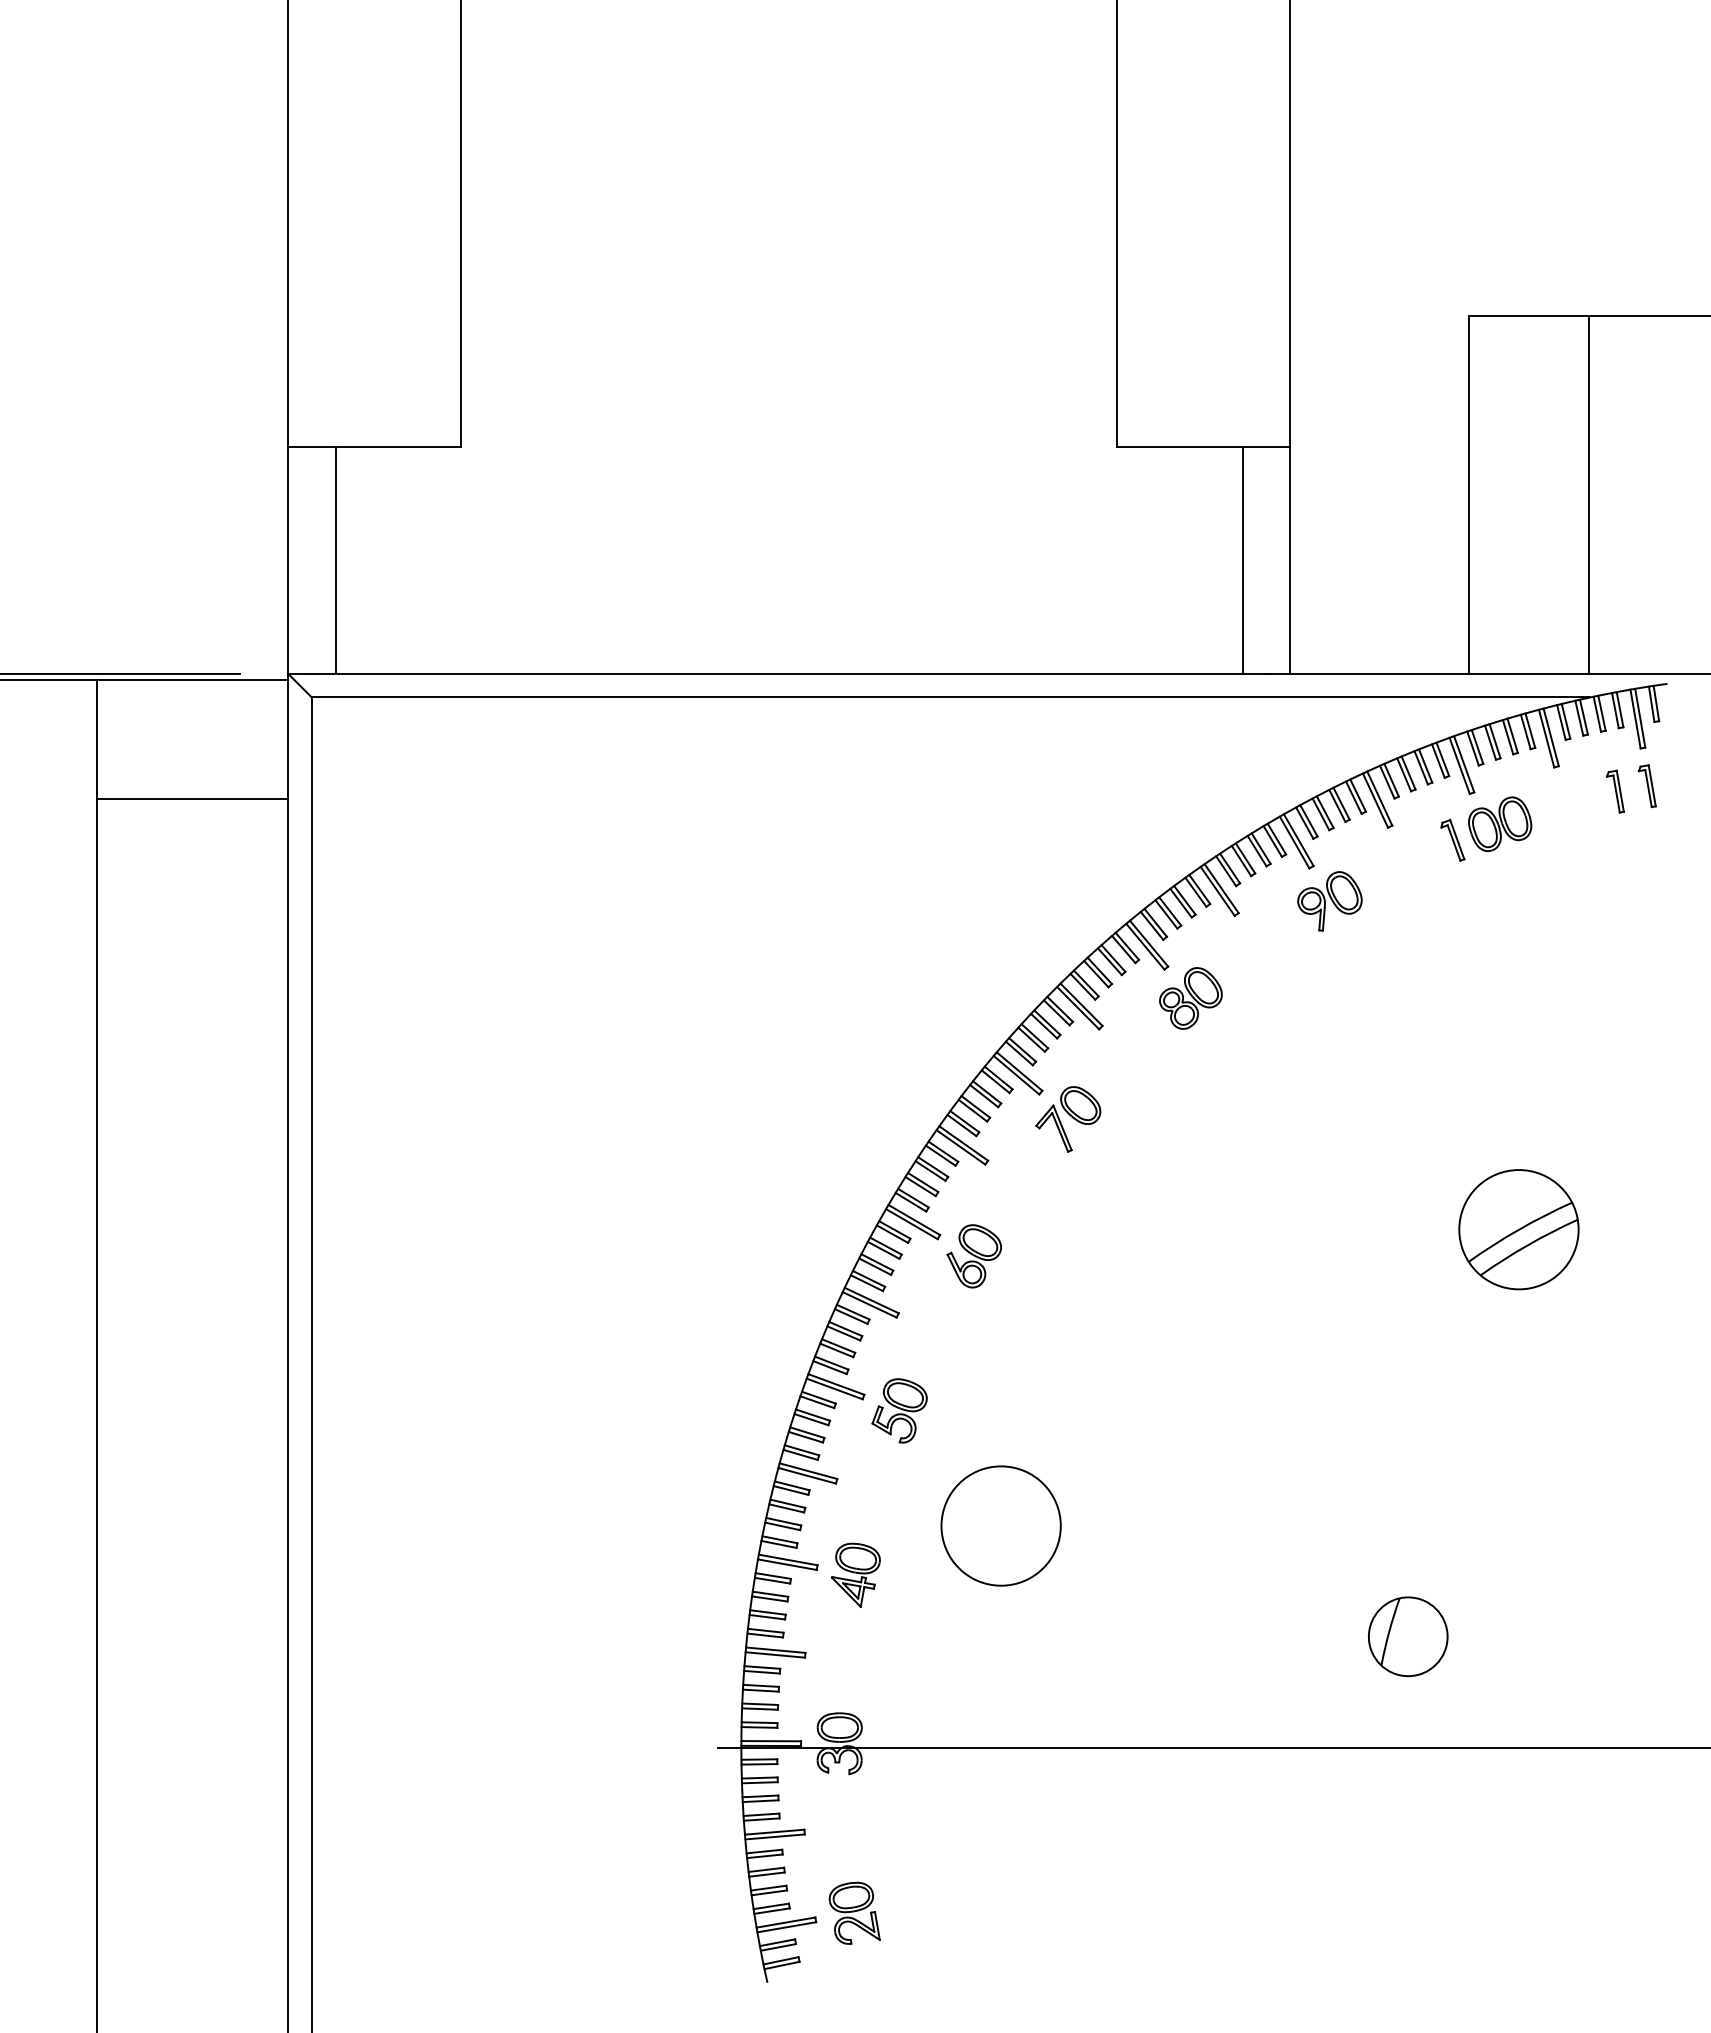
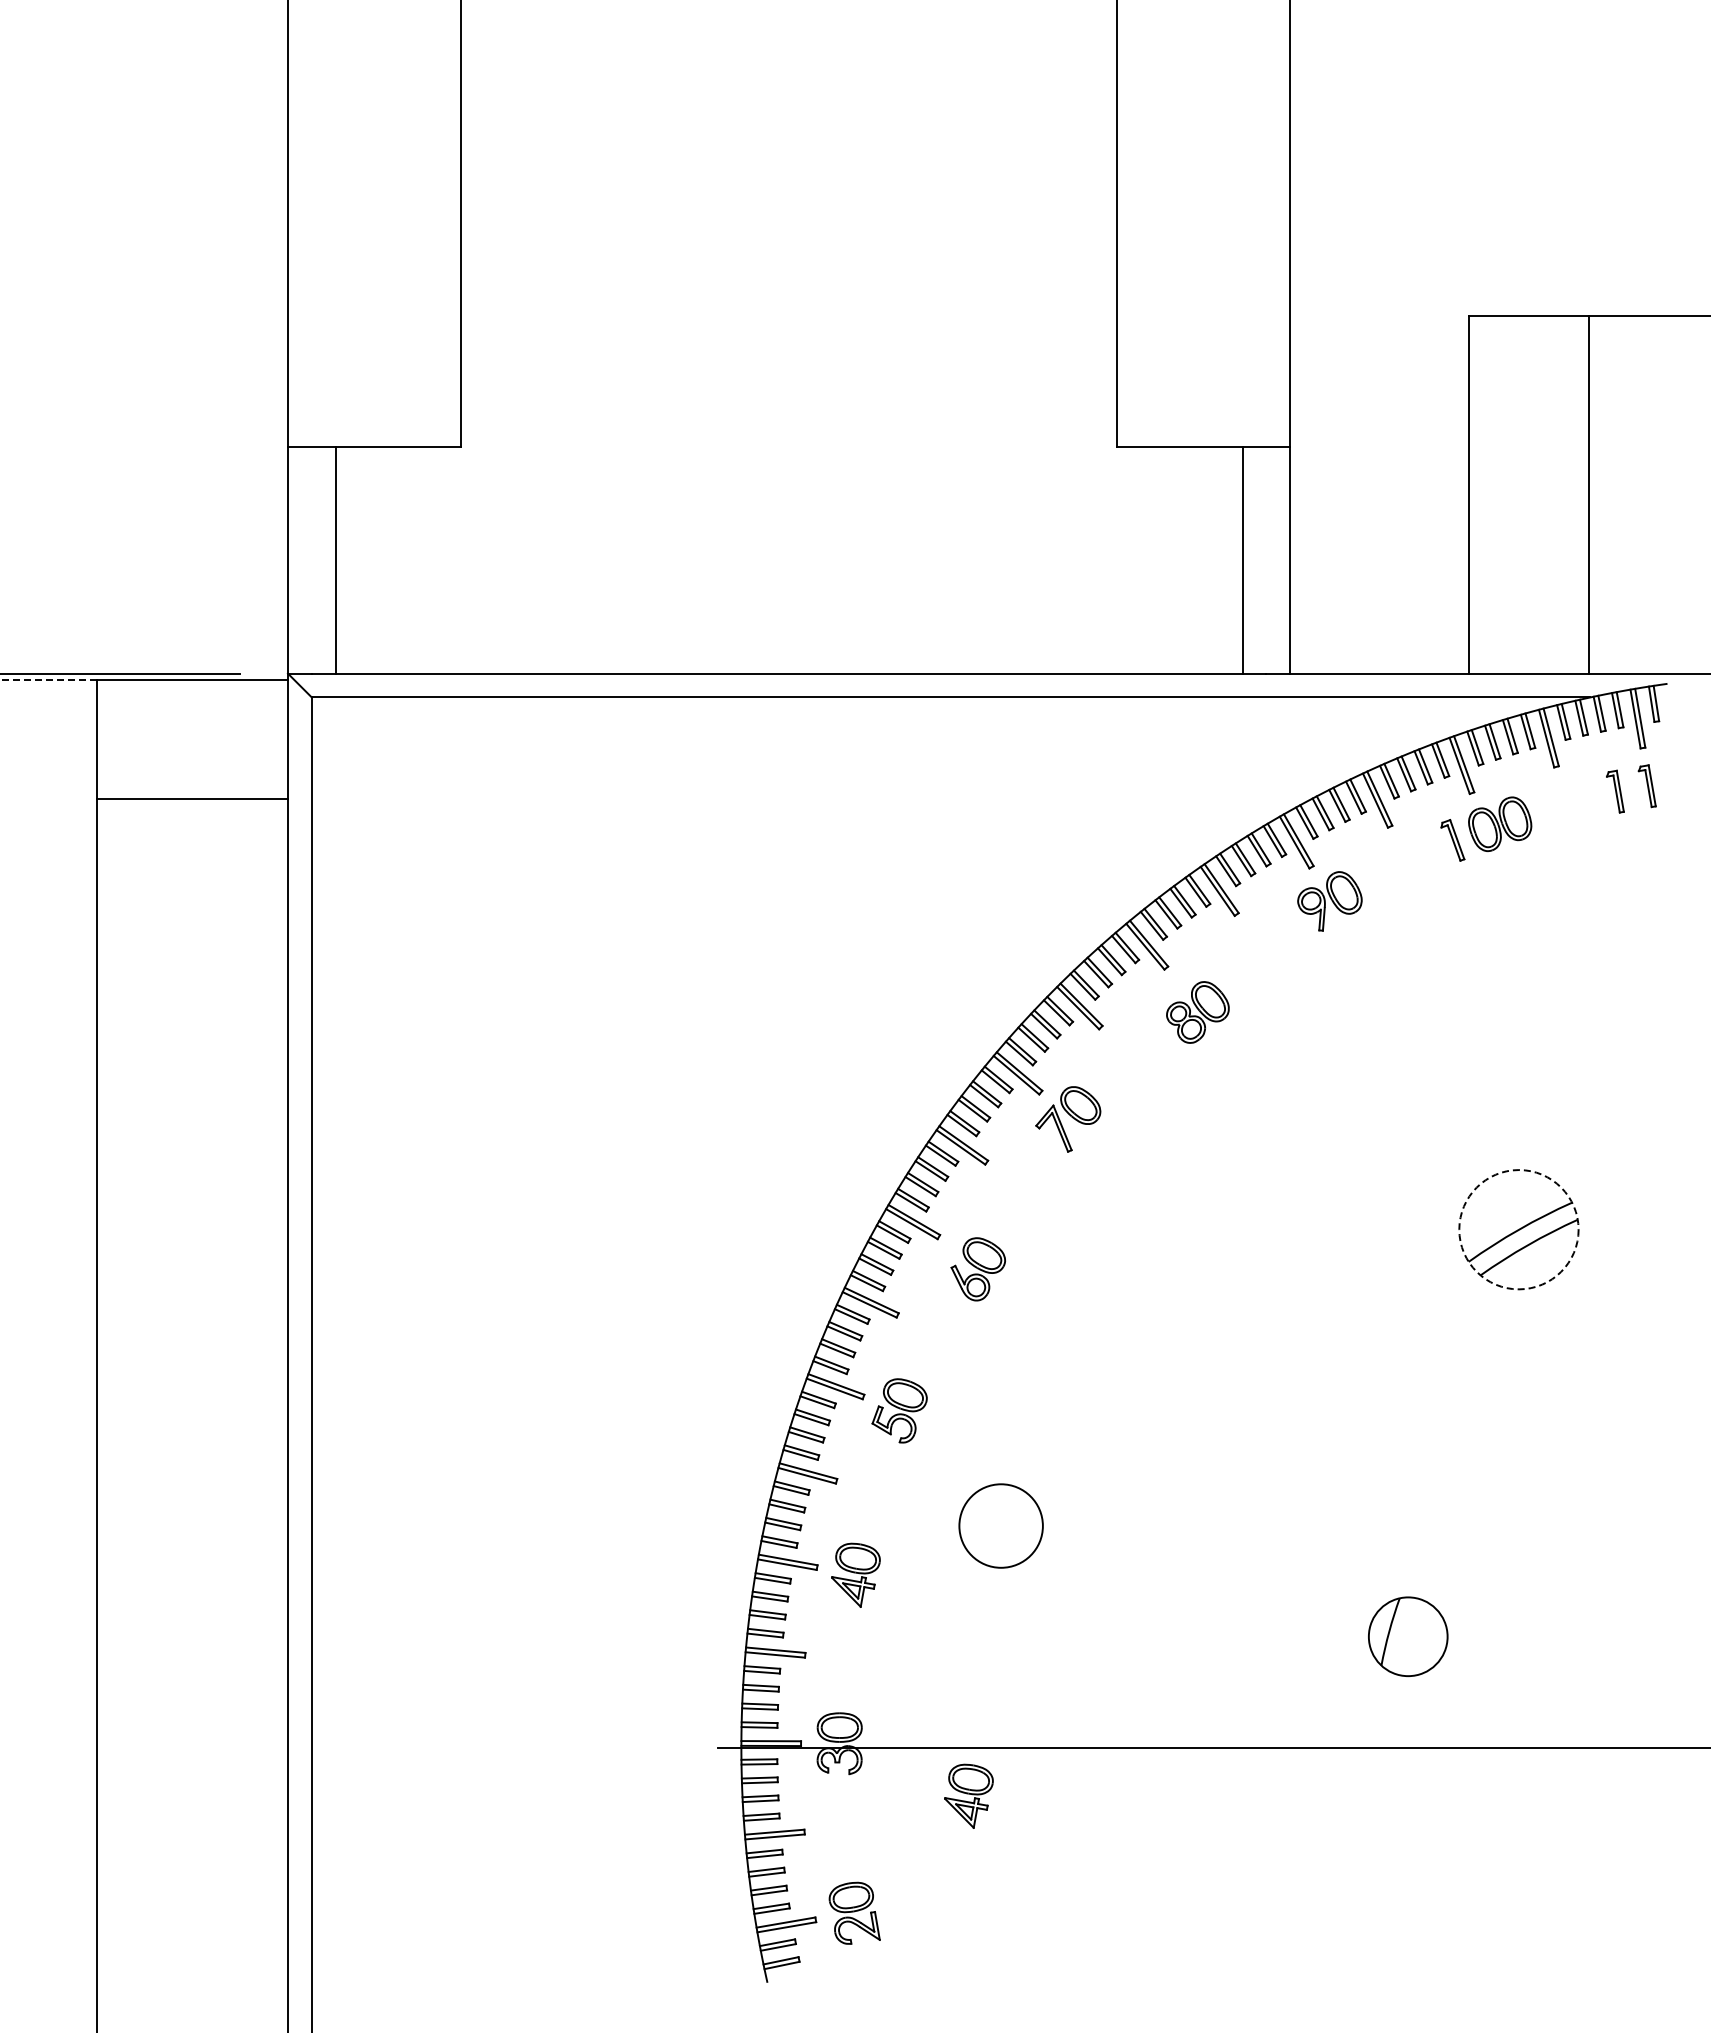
line: solid -> dashed (48, 679)
part position: (1190, 998) -> (1197, 1012) (1197, 1012)
circle: solid -> dashed (1518, 1229)
part position: (973, 1256) -> (977, 1269) (977, 1269)
circle diameter: 119 px -> 84 px (1000, 1525)
part: none -> present (968, 1795)
